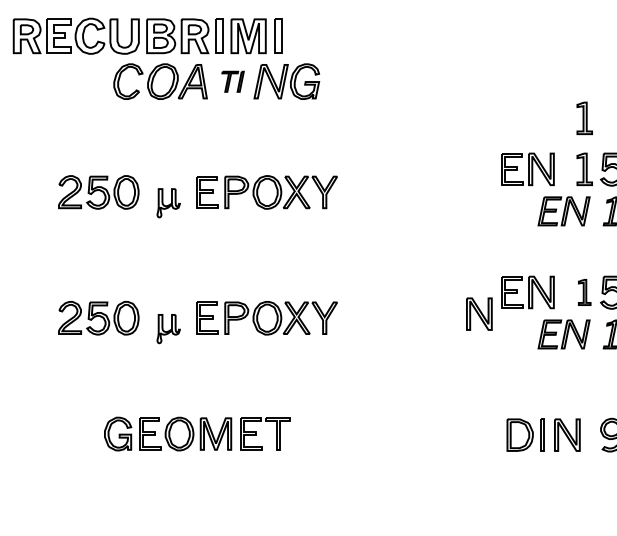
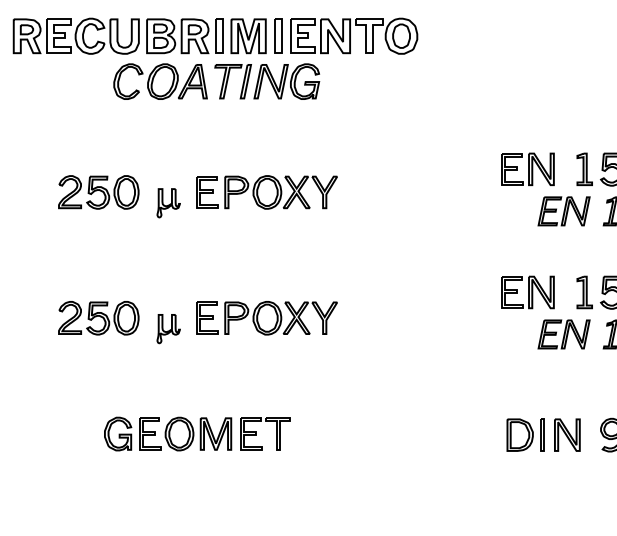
part: none -> present (354, 35)
part size: 24x23 px -> 38x36 px (232, 81)
part: present -> none (584, 117)
part size: 14x27 px -> 17x35 px (584, 292)
part: present -> none (479, 313)
